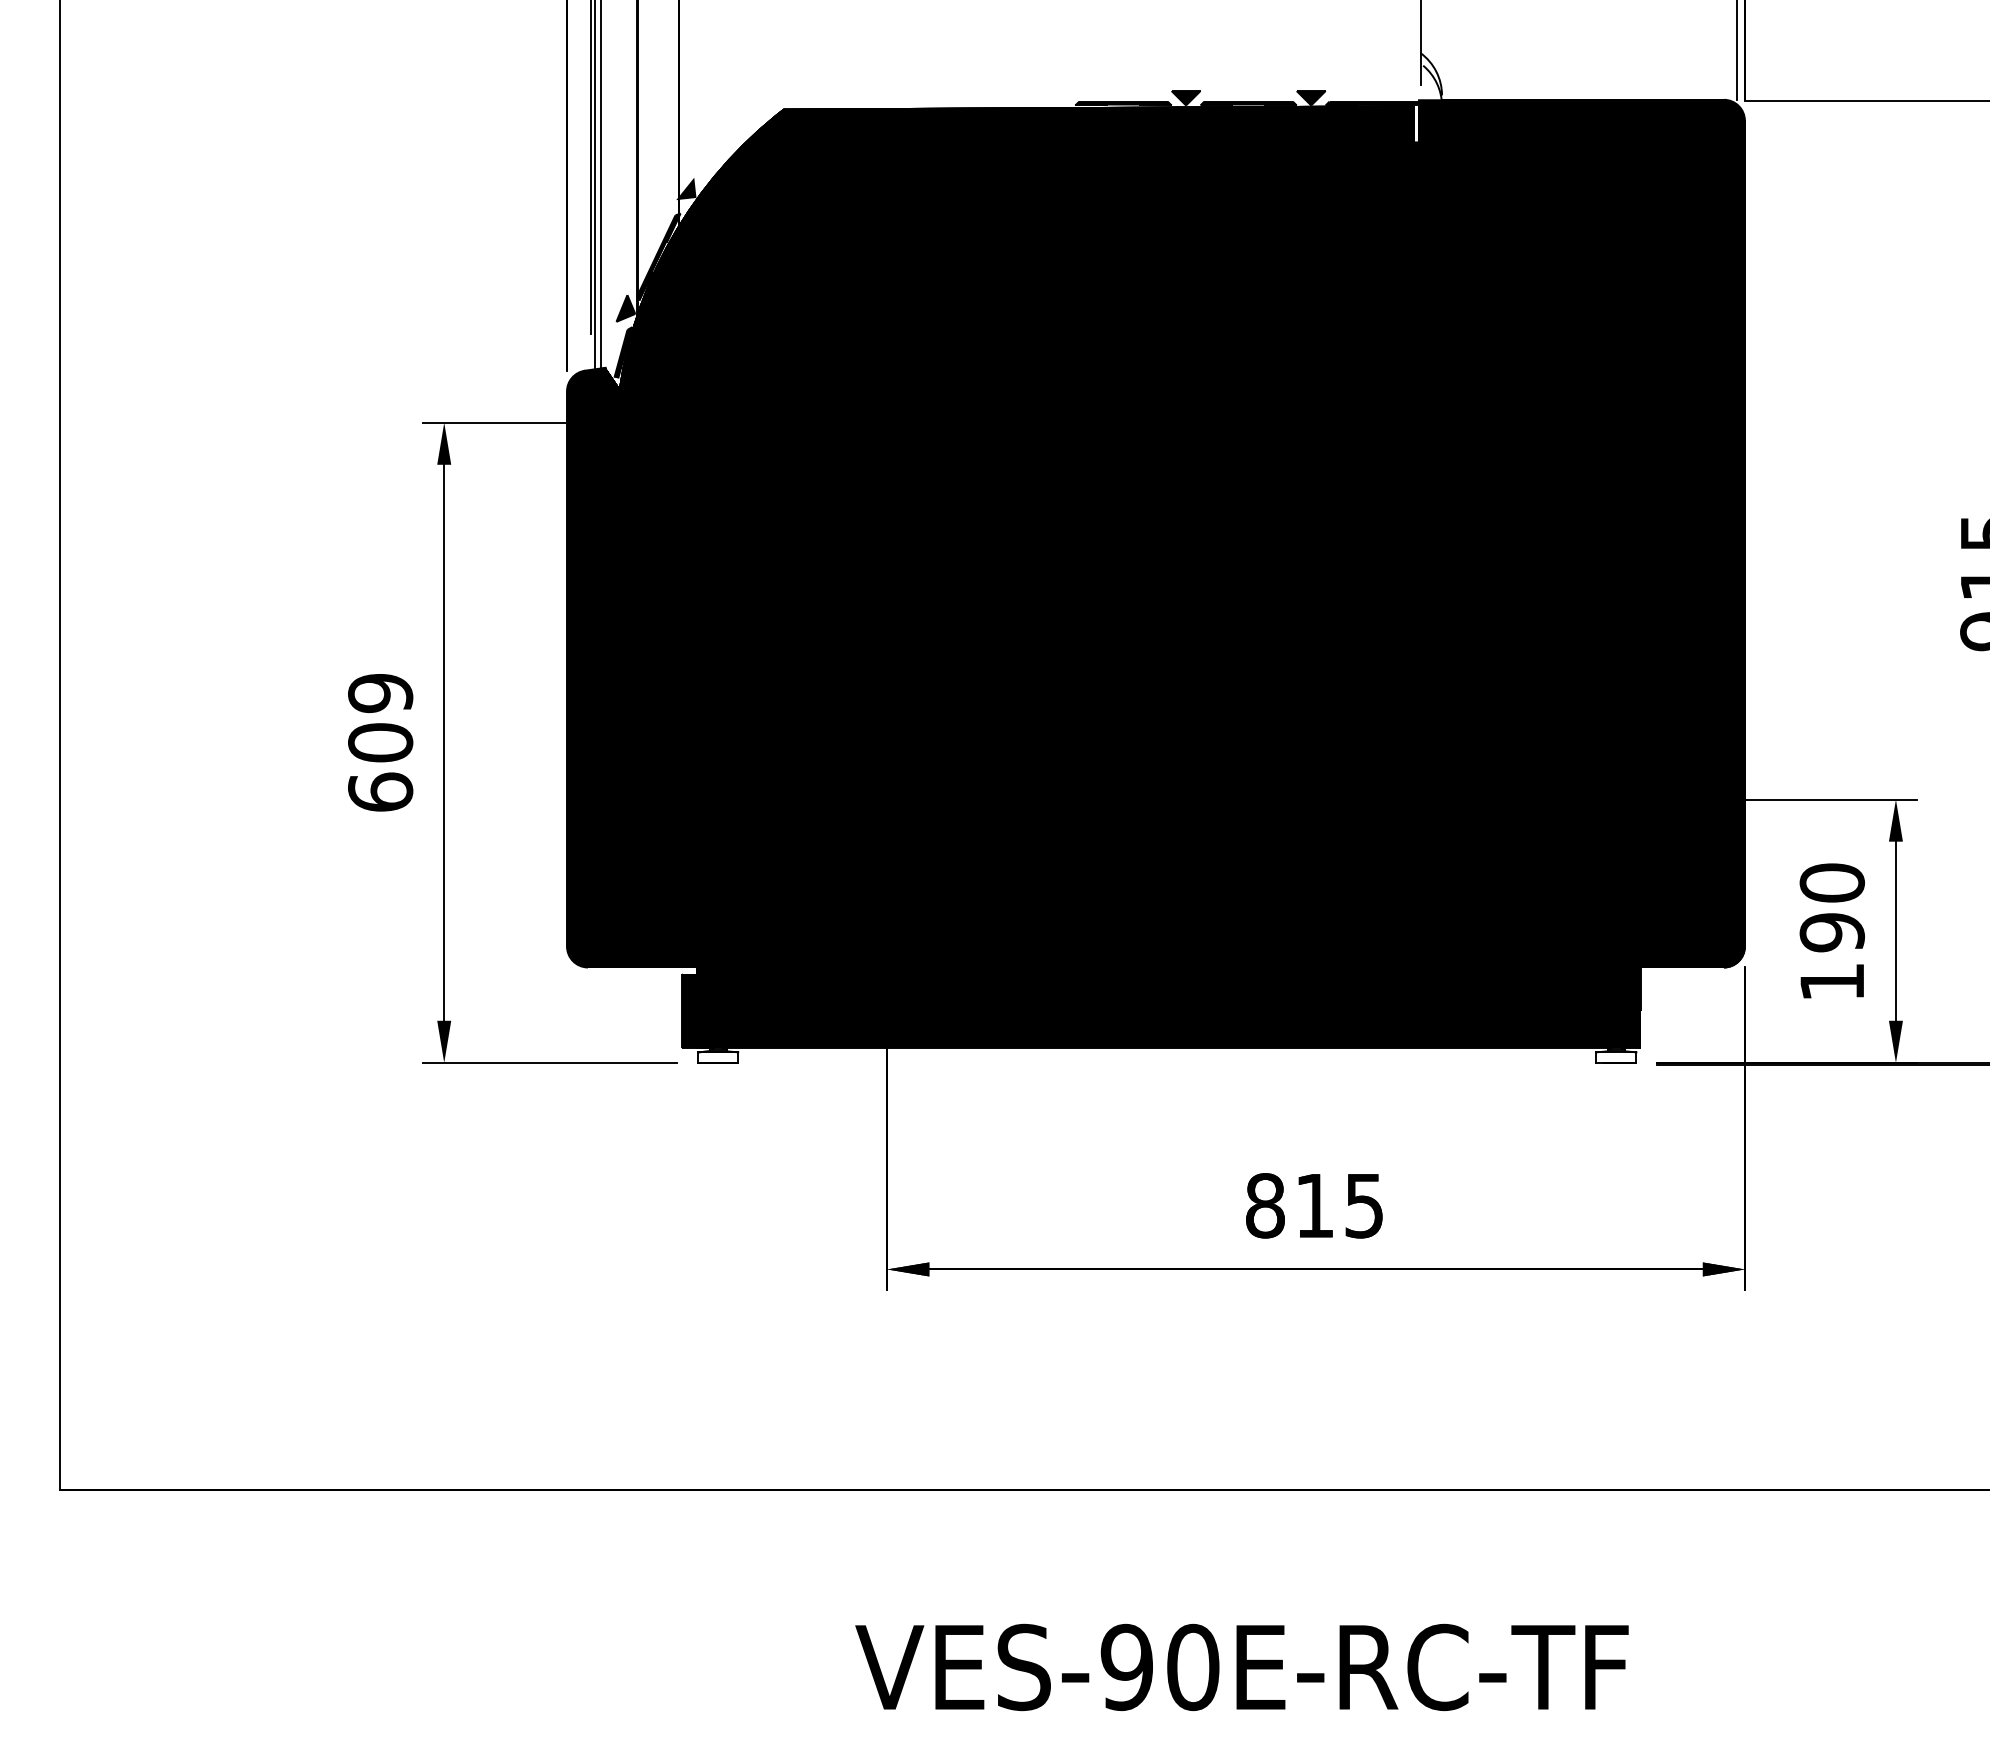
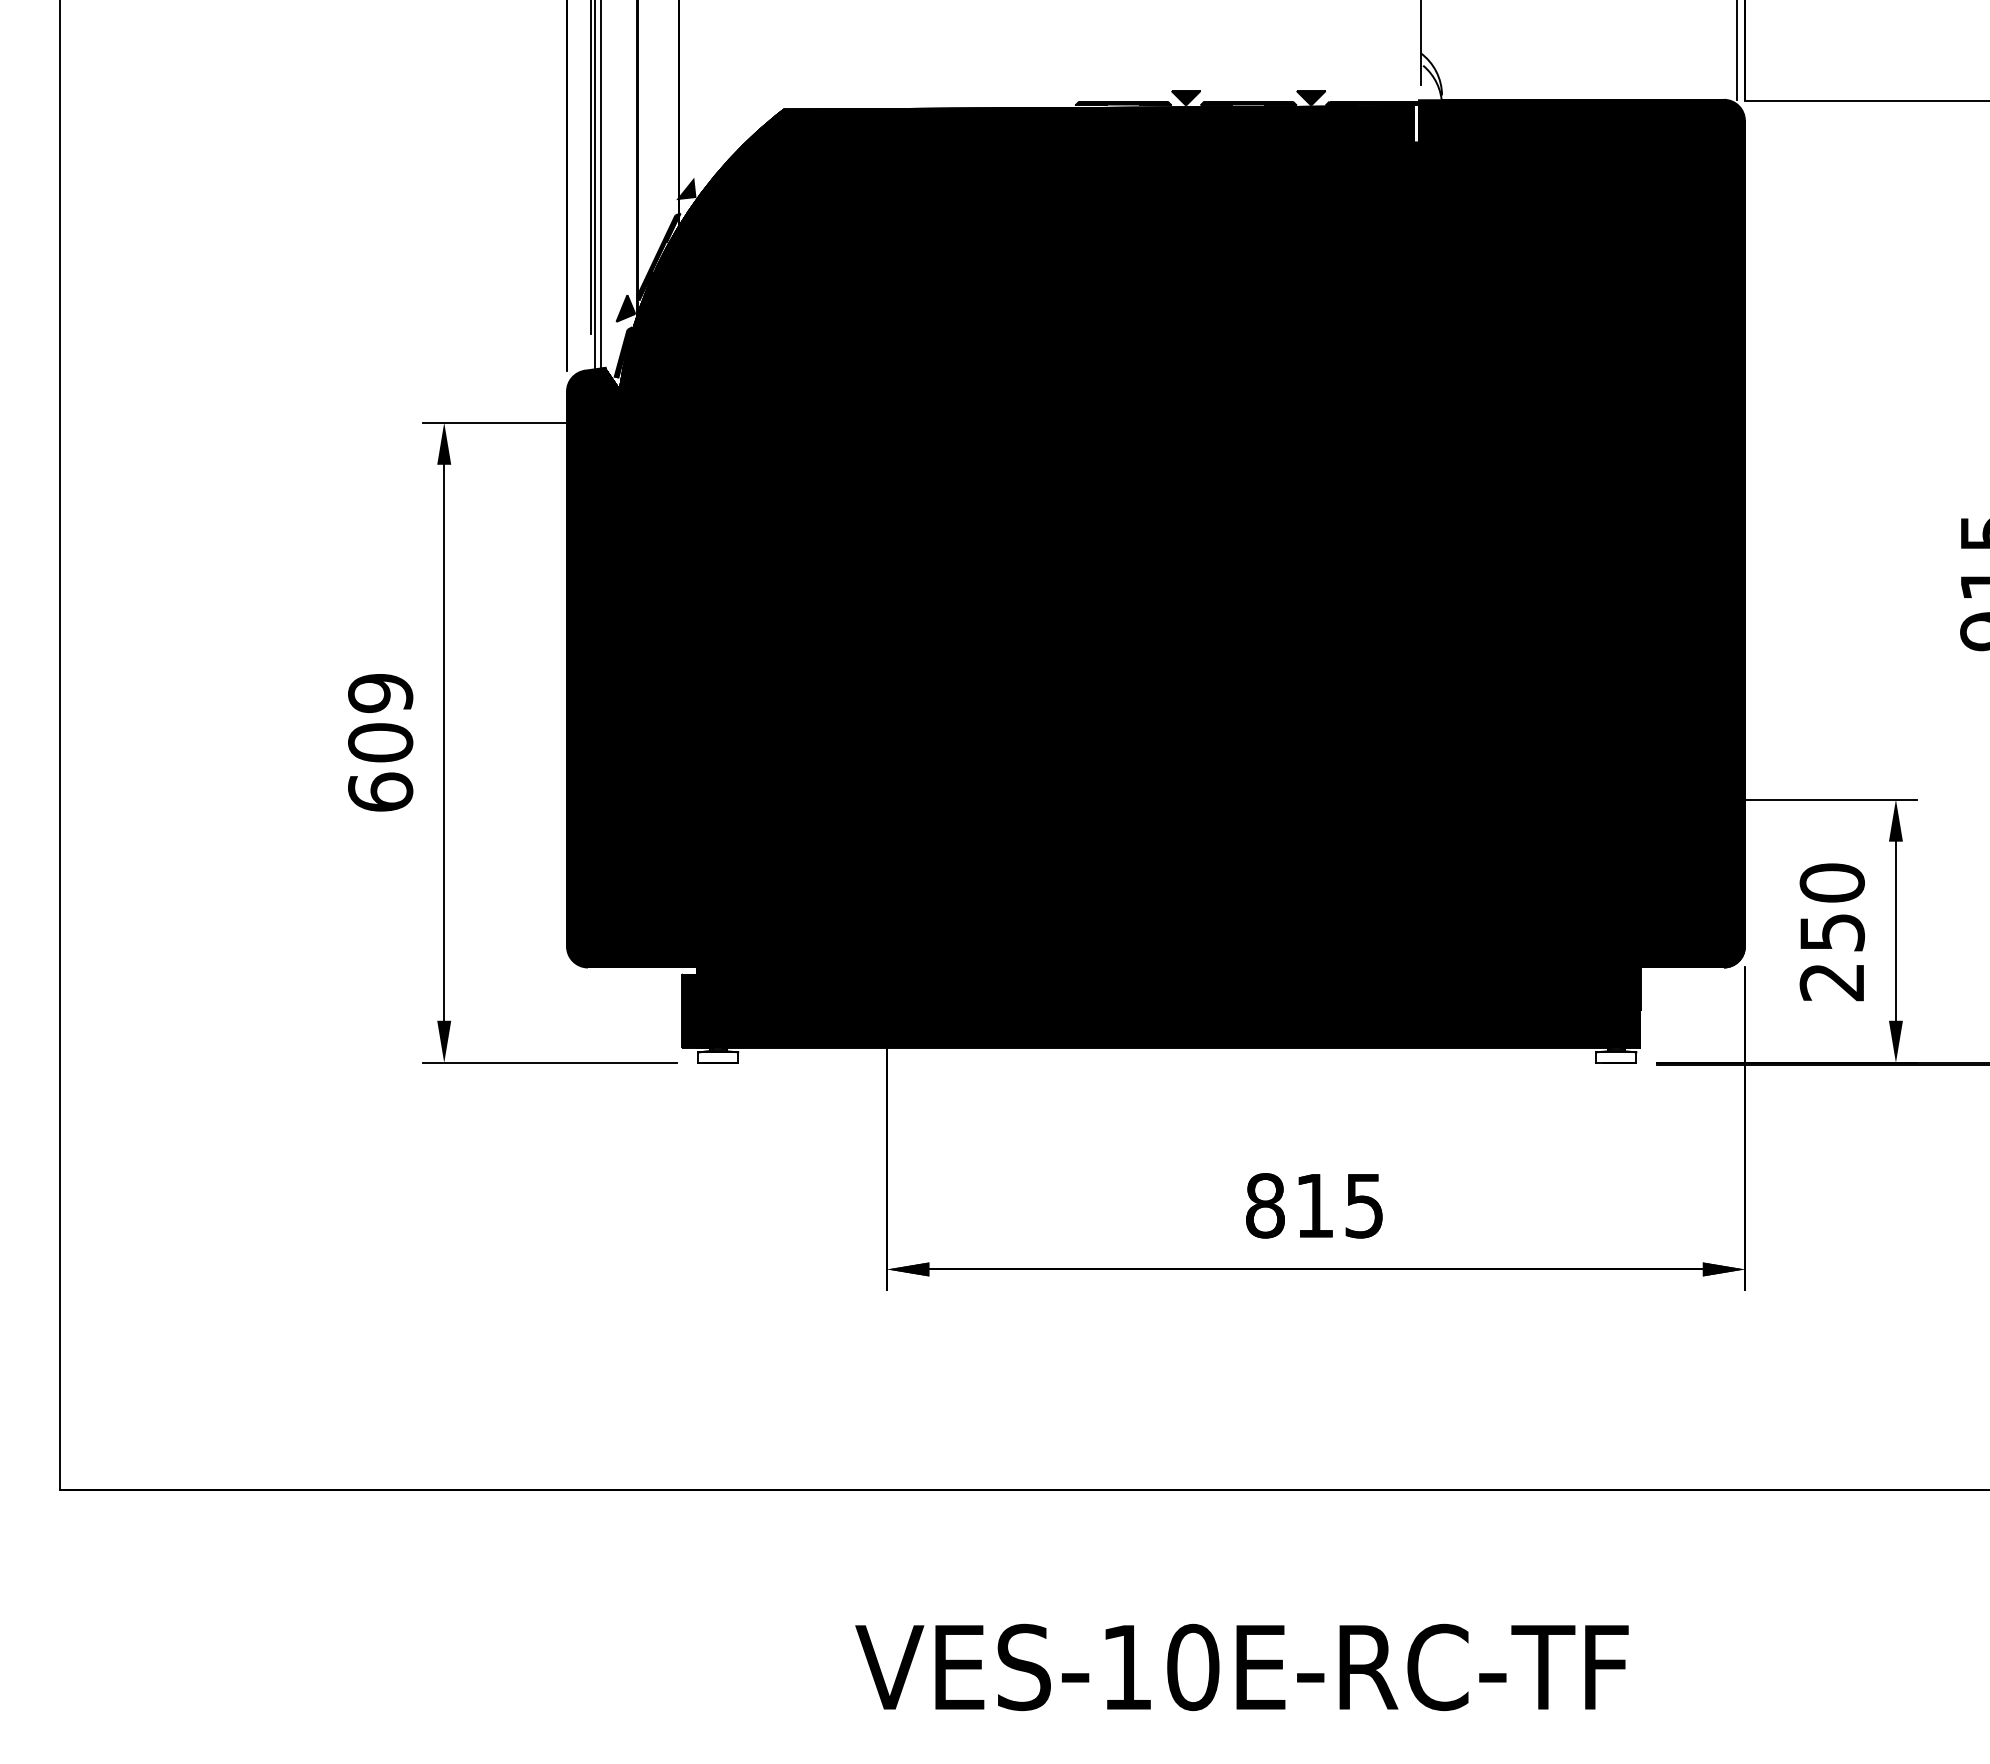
text: 190 -> 250 (1831, 957)
text: VES-90E-RC-TF -> VES-10E-RC-TF (1126, 1667)
